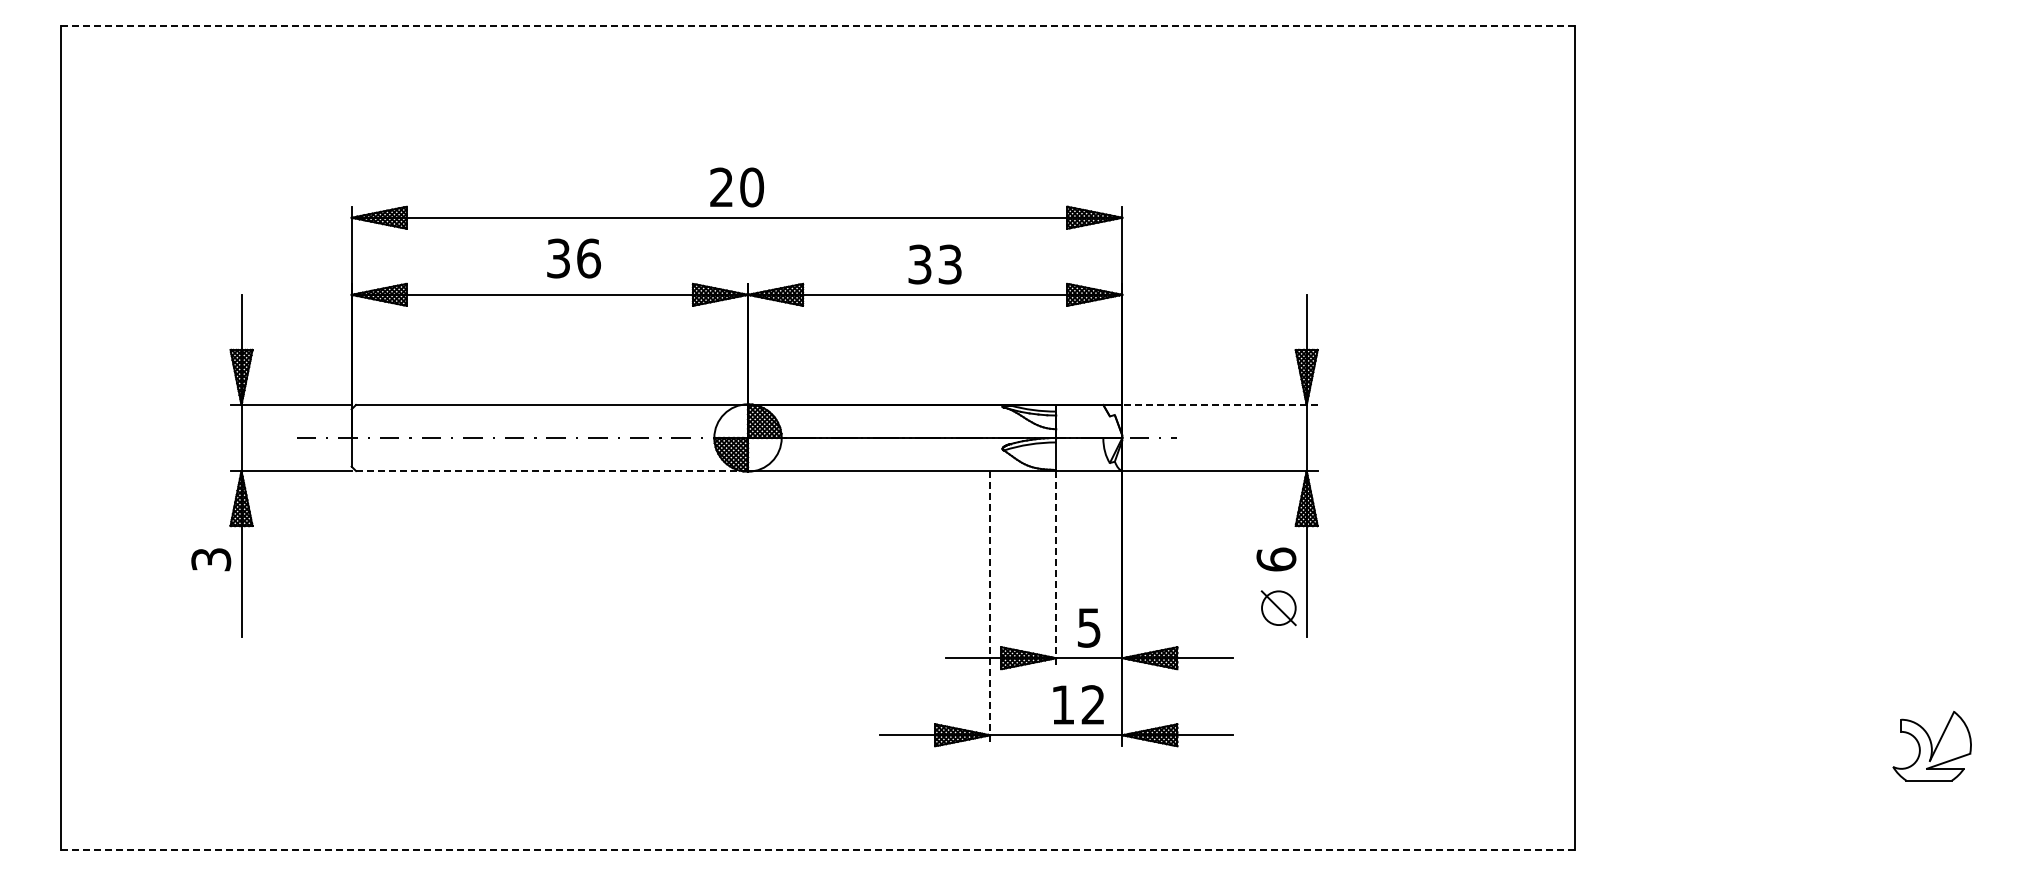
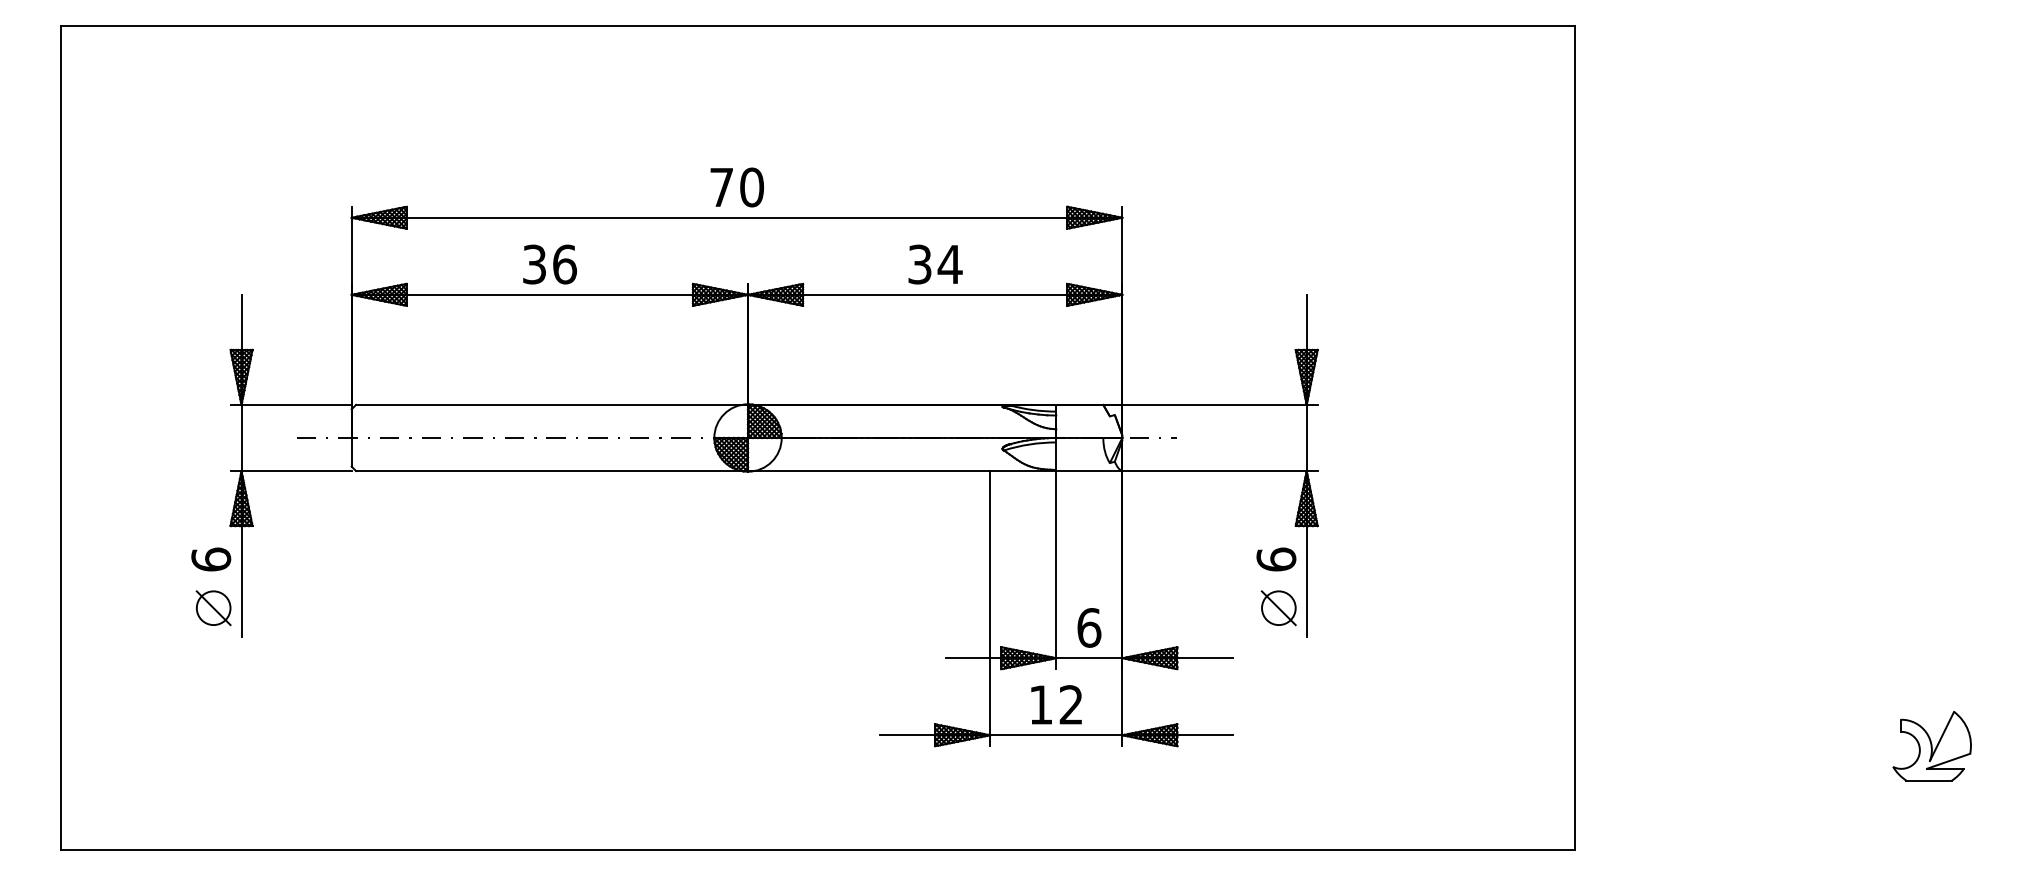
line: dashed -> solid (817, 26)
text: 20 -> 70 (721, 186)
text position: (573, 258) -> (549, 264) (549, 264)
text: 33 -> 34 (949, 264)
line: dashed -> solid (1220, 404)
line: dashed -> solid (552, 471)
text: 3 -> 6 (211, 559)
line: dashed -> solid (1056, 570)
part: none -> present (213, 608)
line: dashed -> solid (990, 608)
text: 5 -> 6 (1089, 627)
text position: (1078, 704) -> (1056, 704) (1056, 704)
line: dashed -> solid (817, 849)
